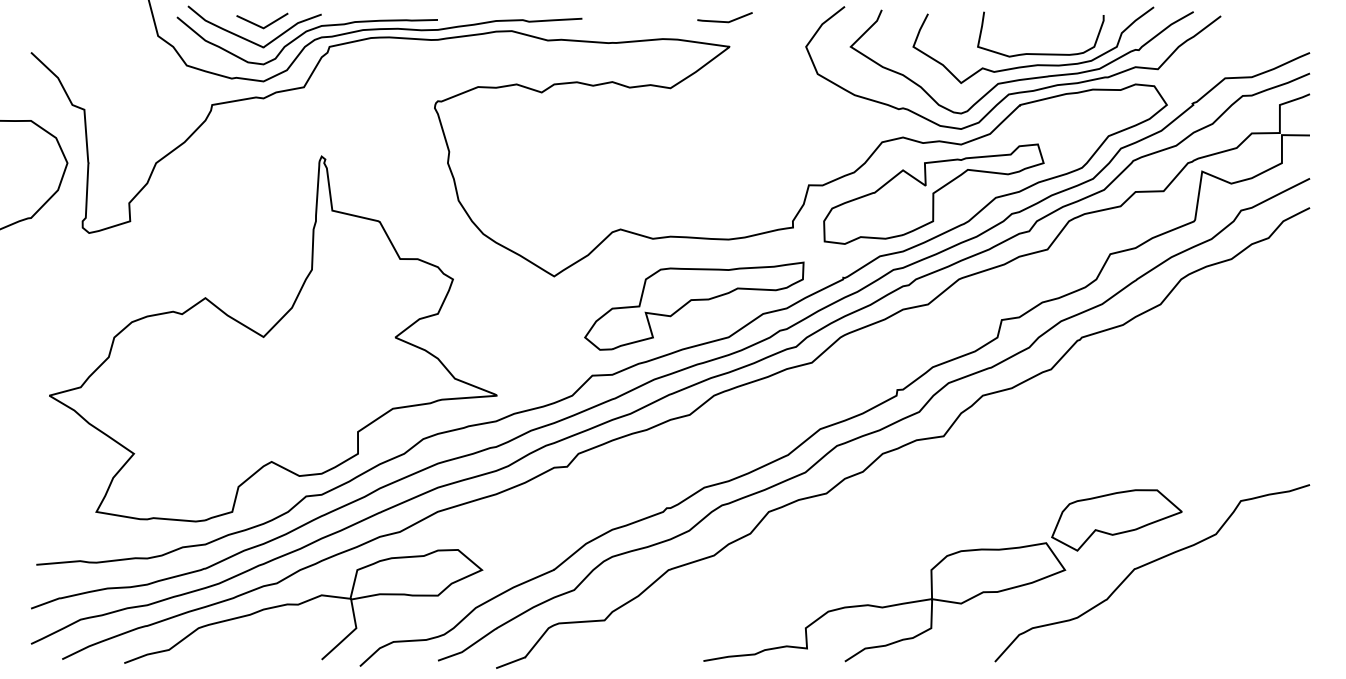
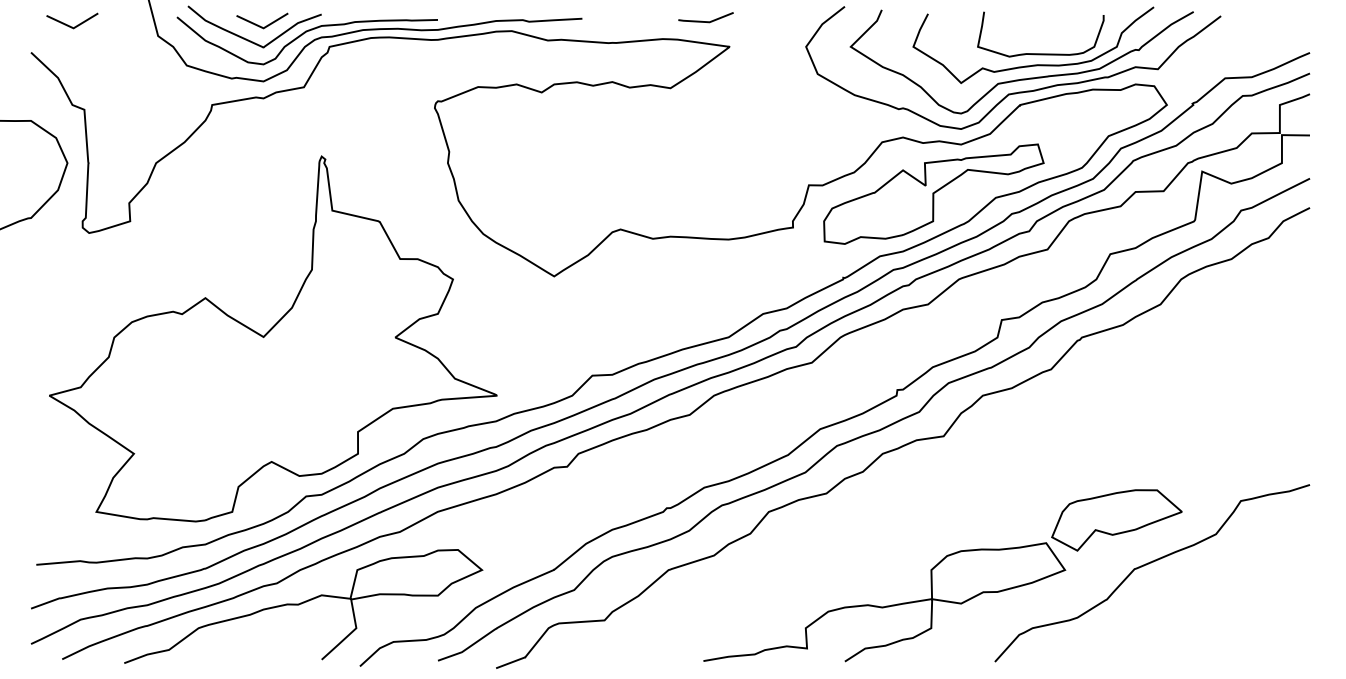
line position: (724, 21) -> (705, 21) (705, 21)
line: none -> present (70, 25)
part: present -> none (694, 305)
